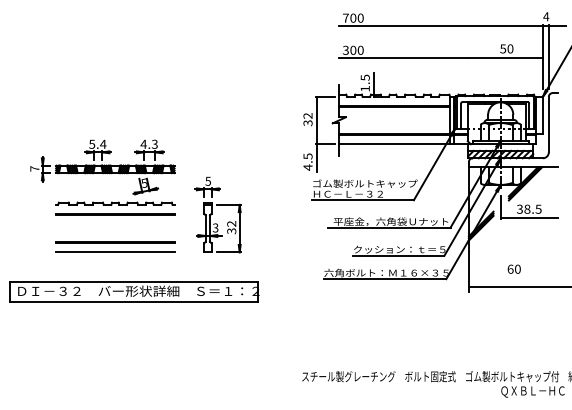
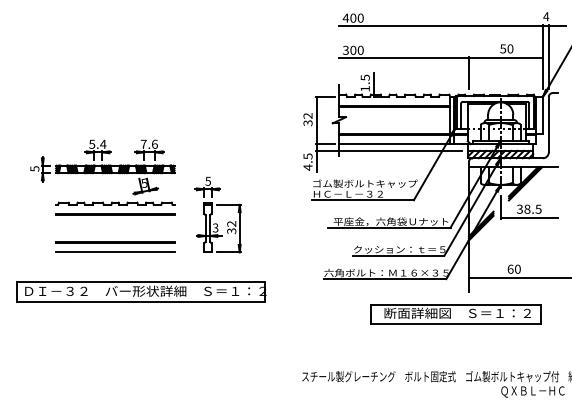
text: 700 -> 400 (345, 17)
line: none -> present (468, 73)
text: 4.3 -> 7.6 (148, 143)
line: none -> present (388, 150)
text: 7 -> 5 (34, 168)
line position: (518, 287) -> (518, 278) (518, 278)
part position: (134, 291) -> (141, 291) (141, 291)
part: none -> present (455, 314)
